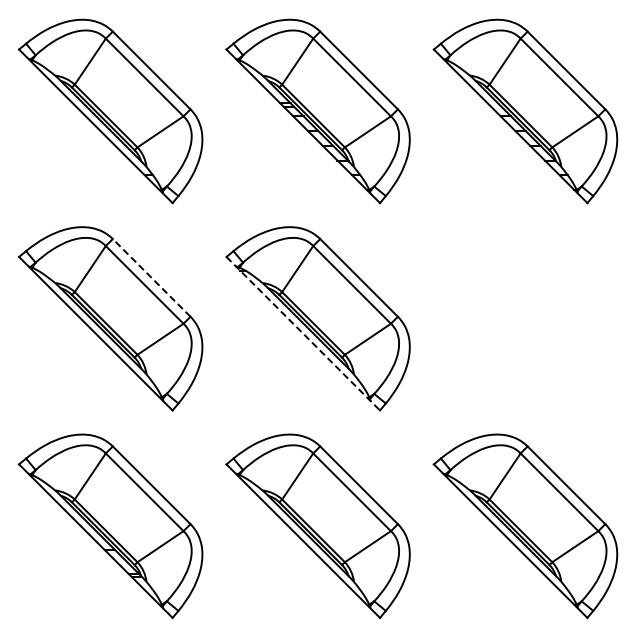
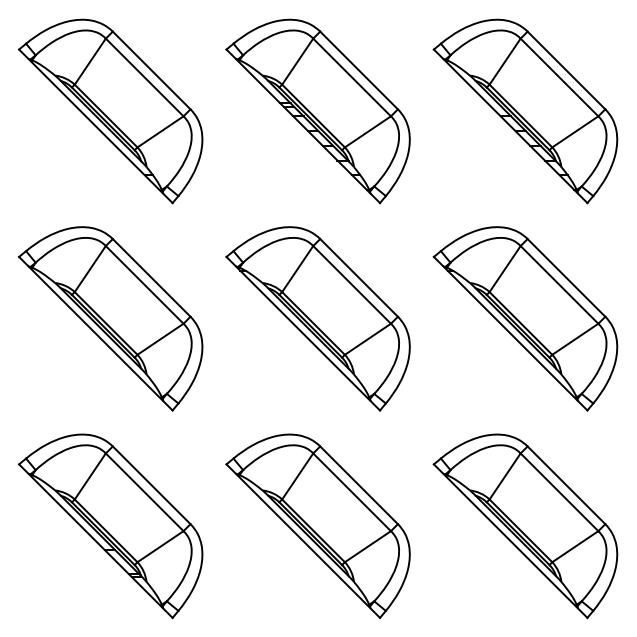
line: dashed -> solid (151, 277)
part: none -> present (525, 318)
line: dashed -> solid (303, 333)
